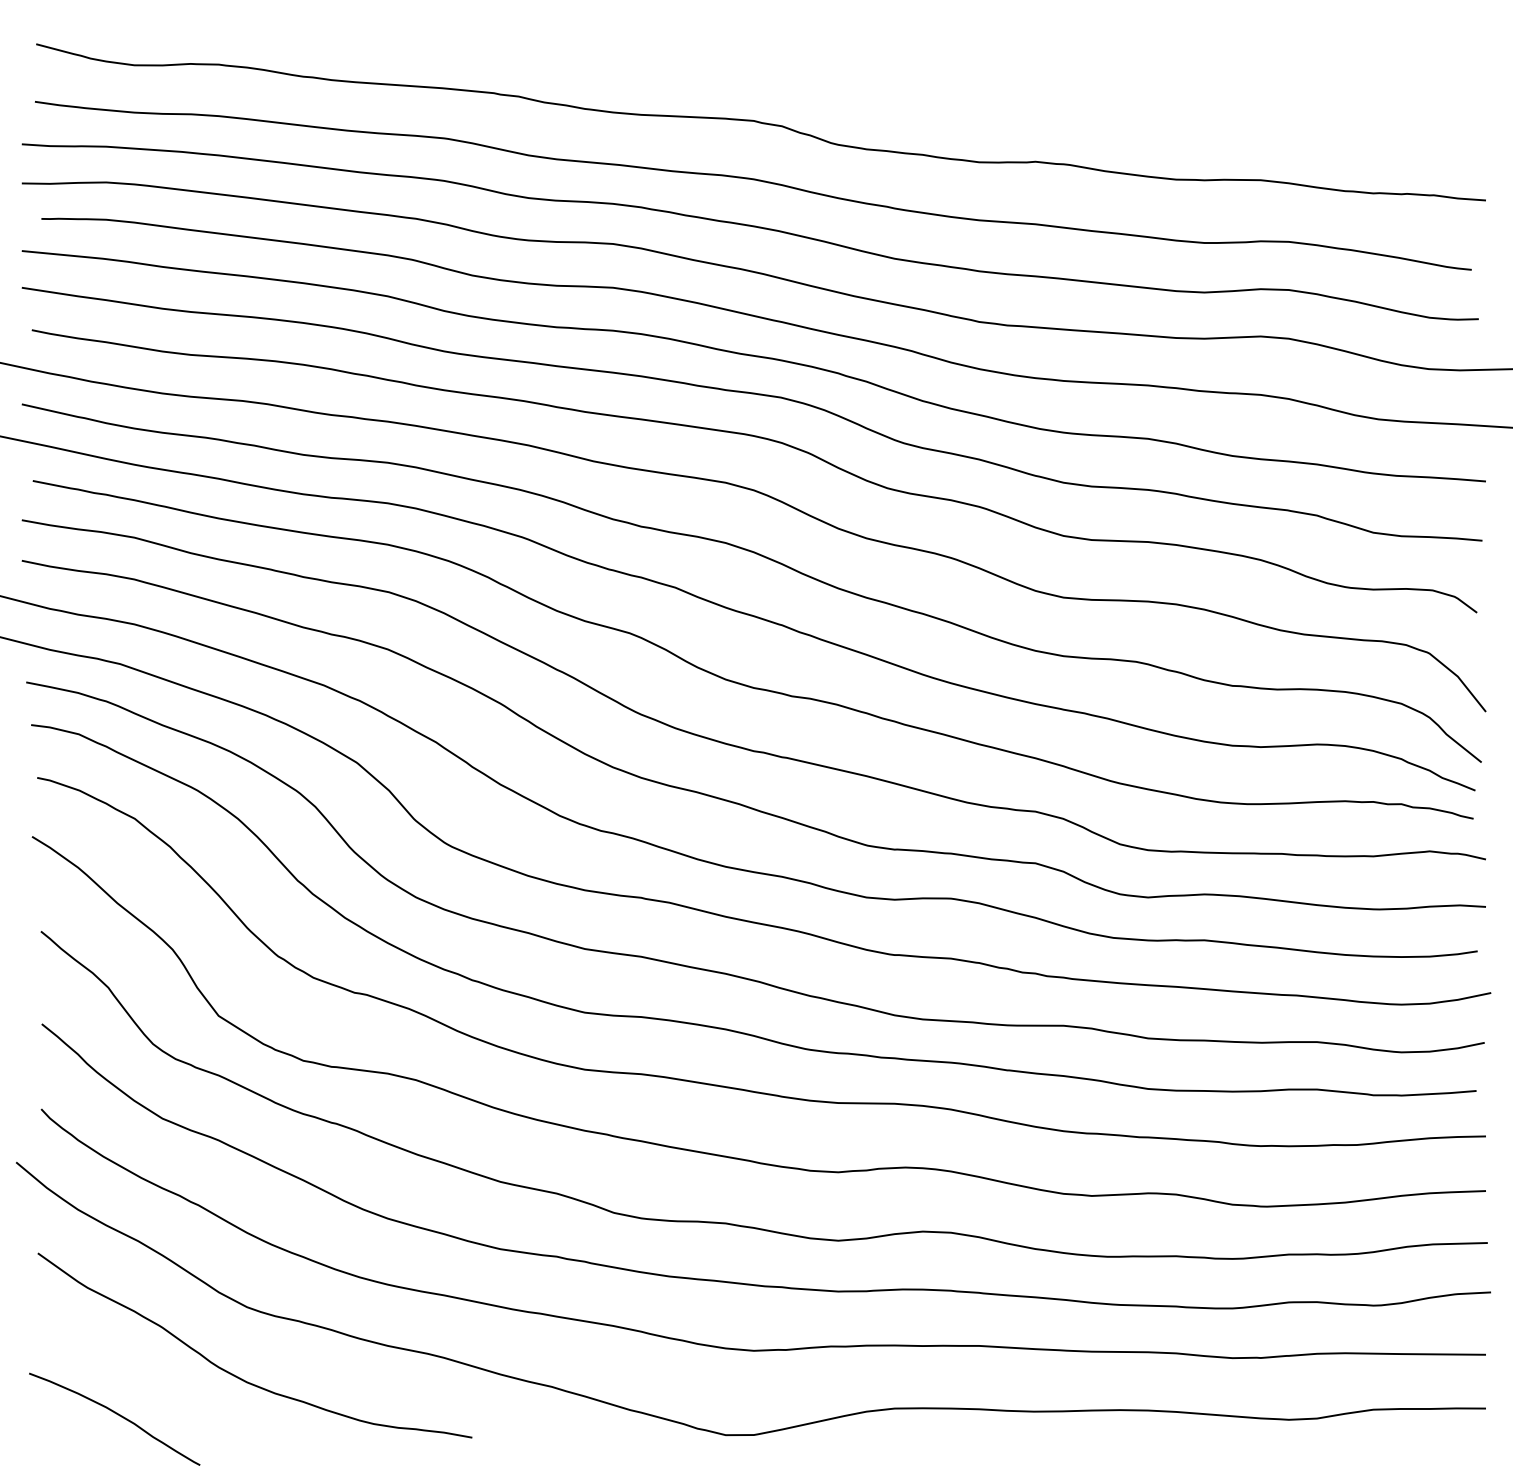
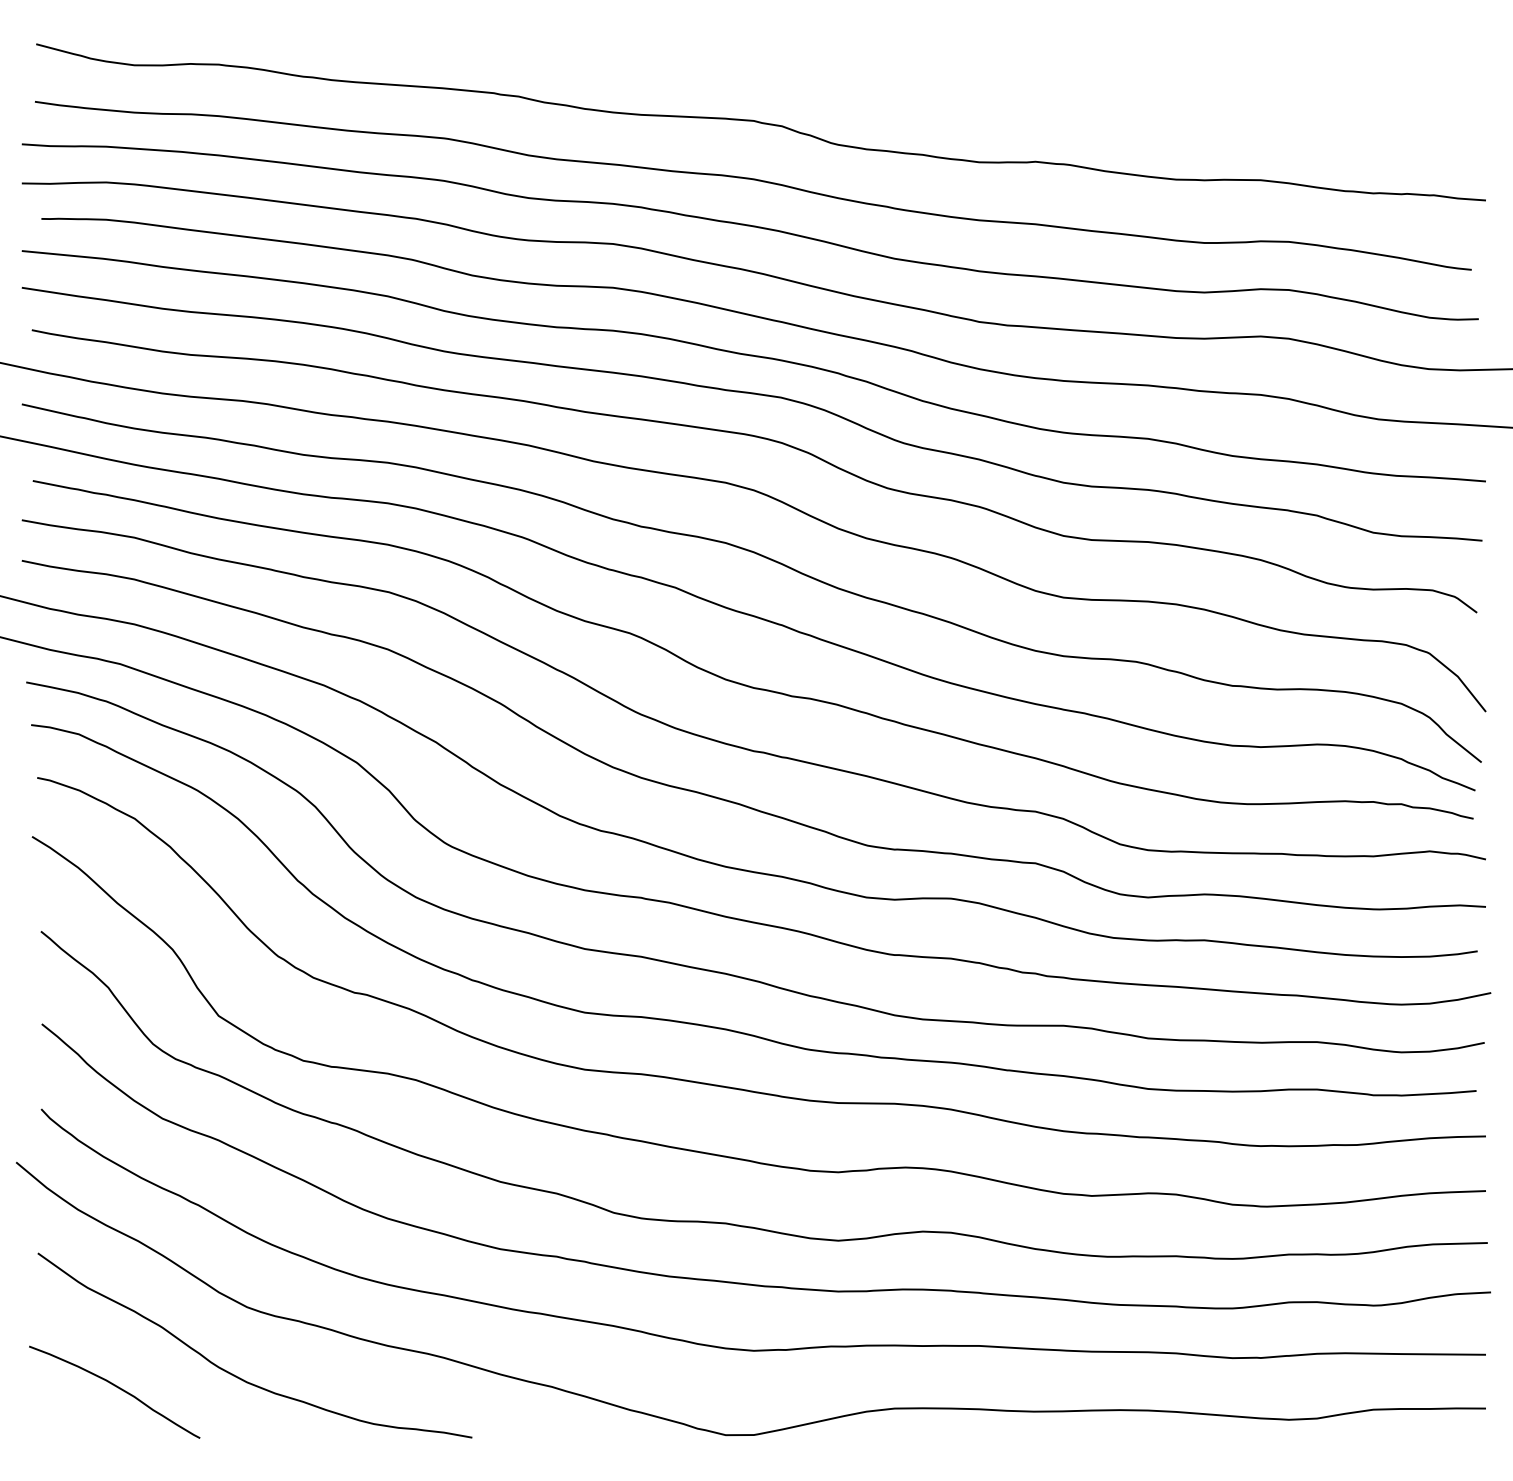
curve position: (116, 1414) -> (116, 1387) (116, 1387)
